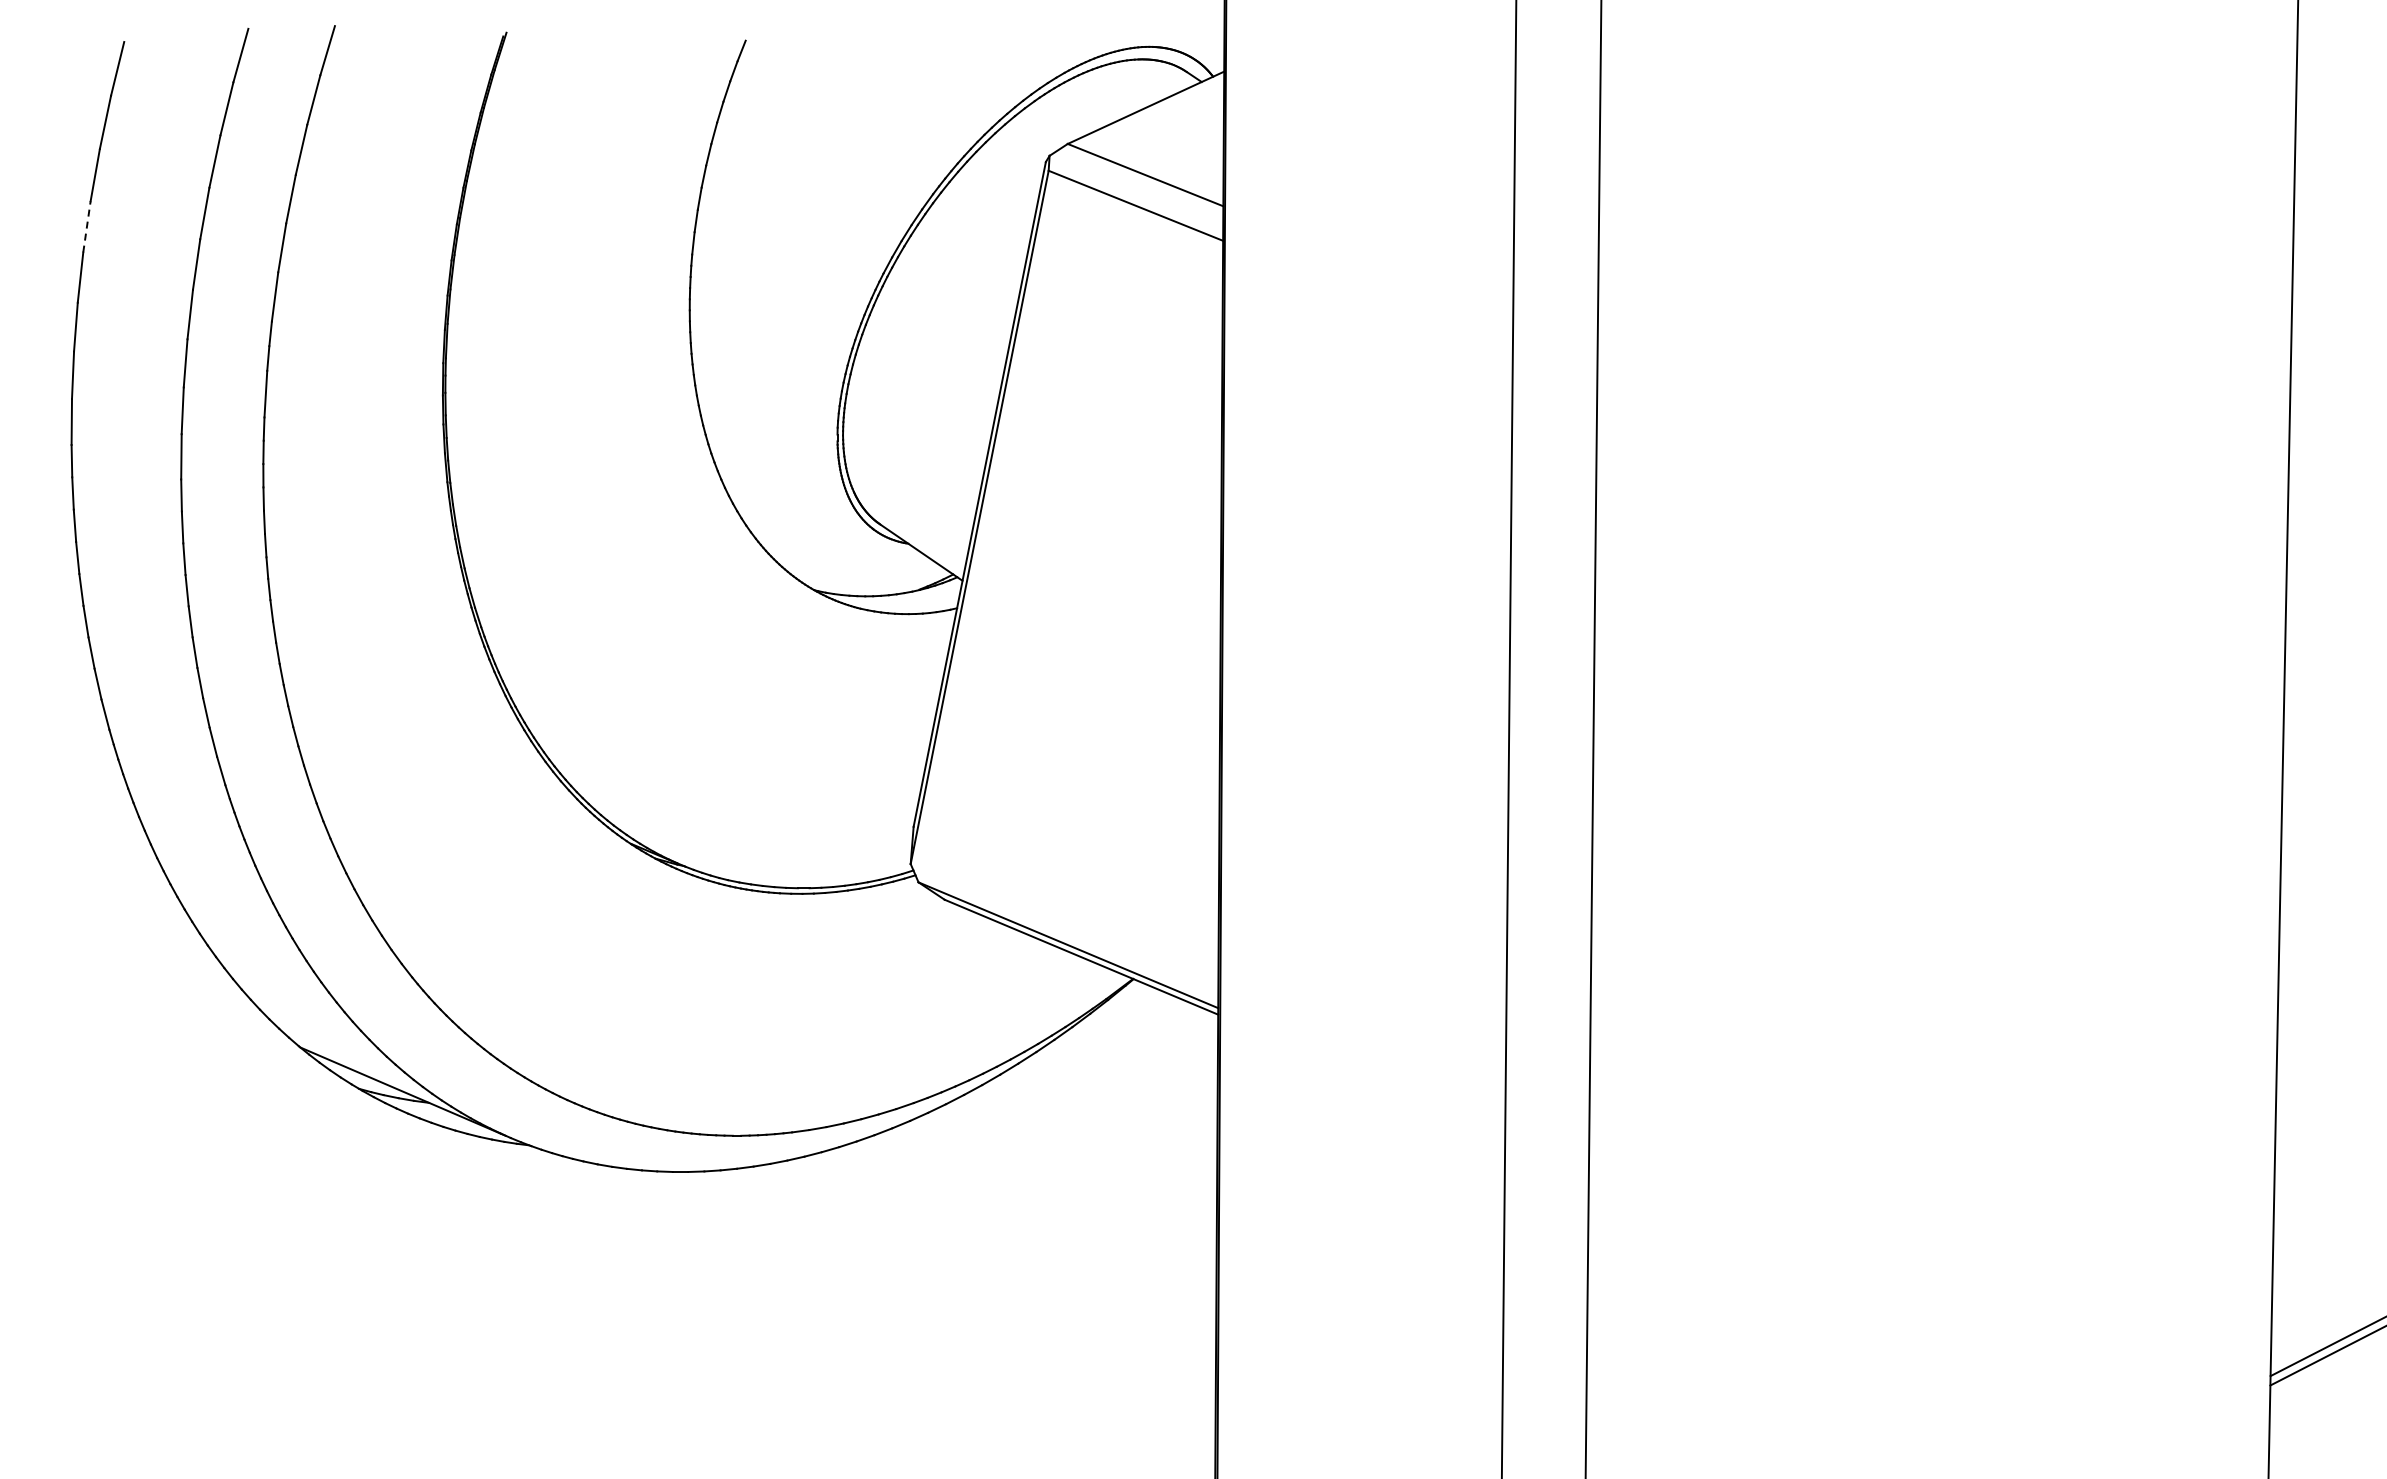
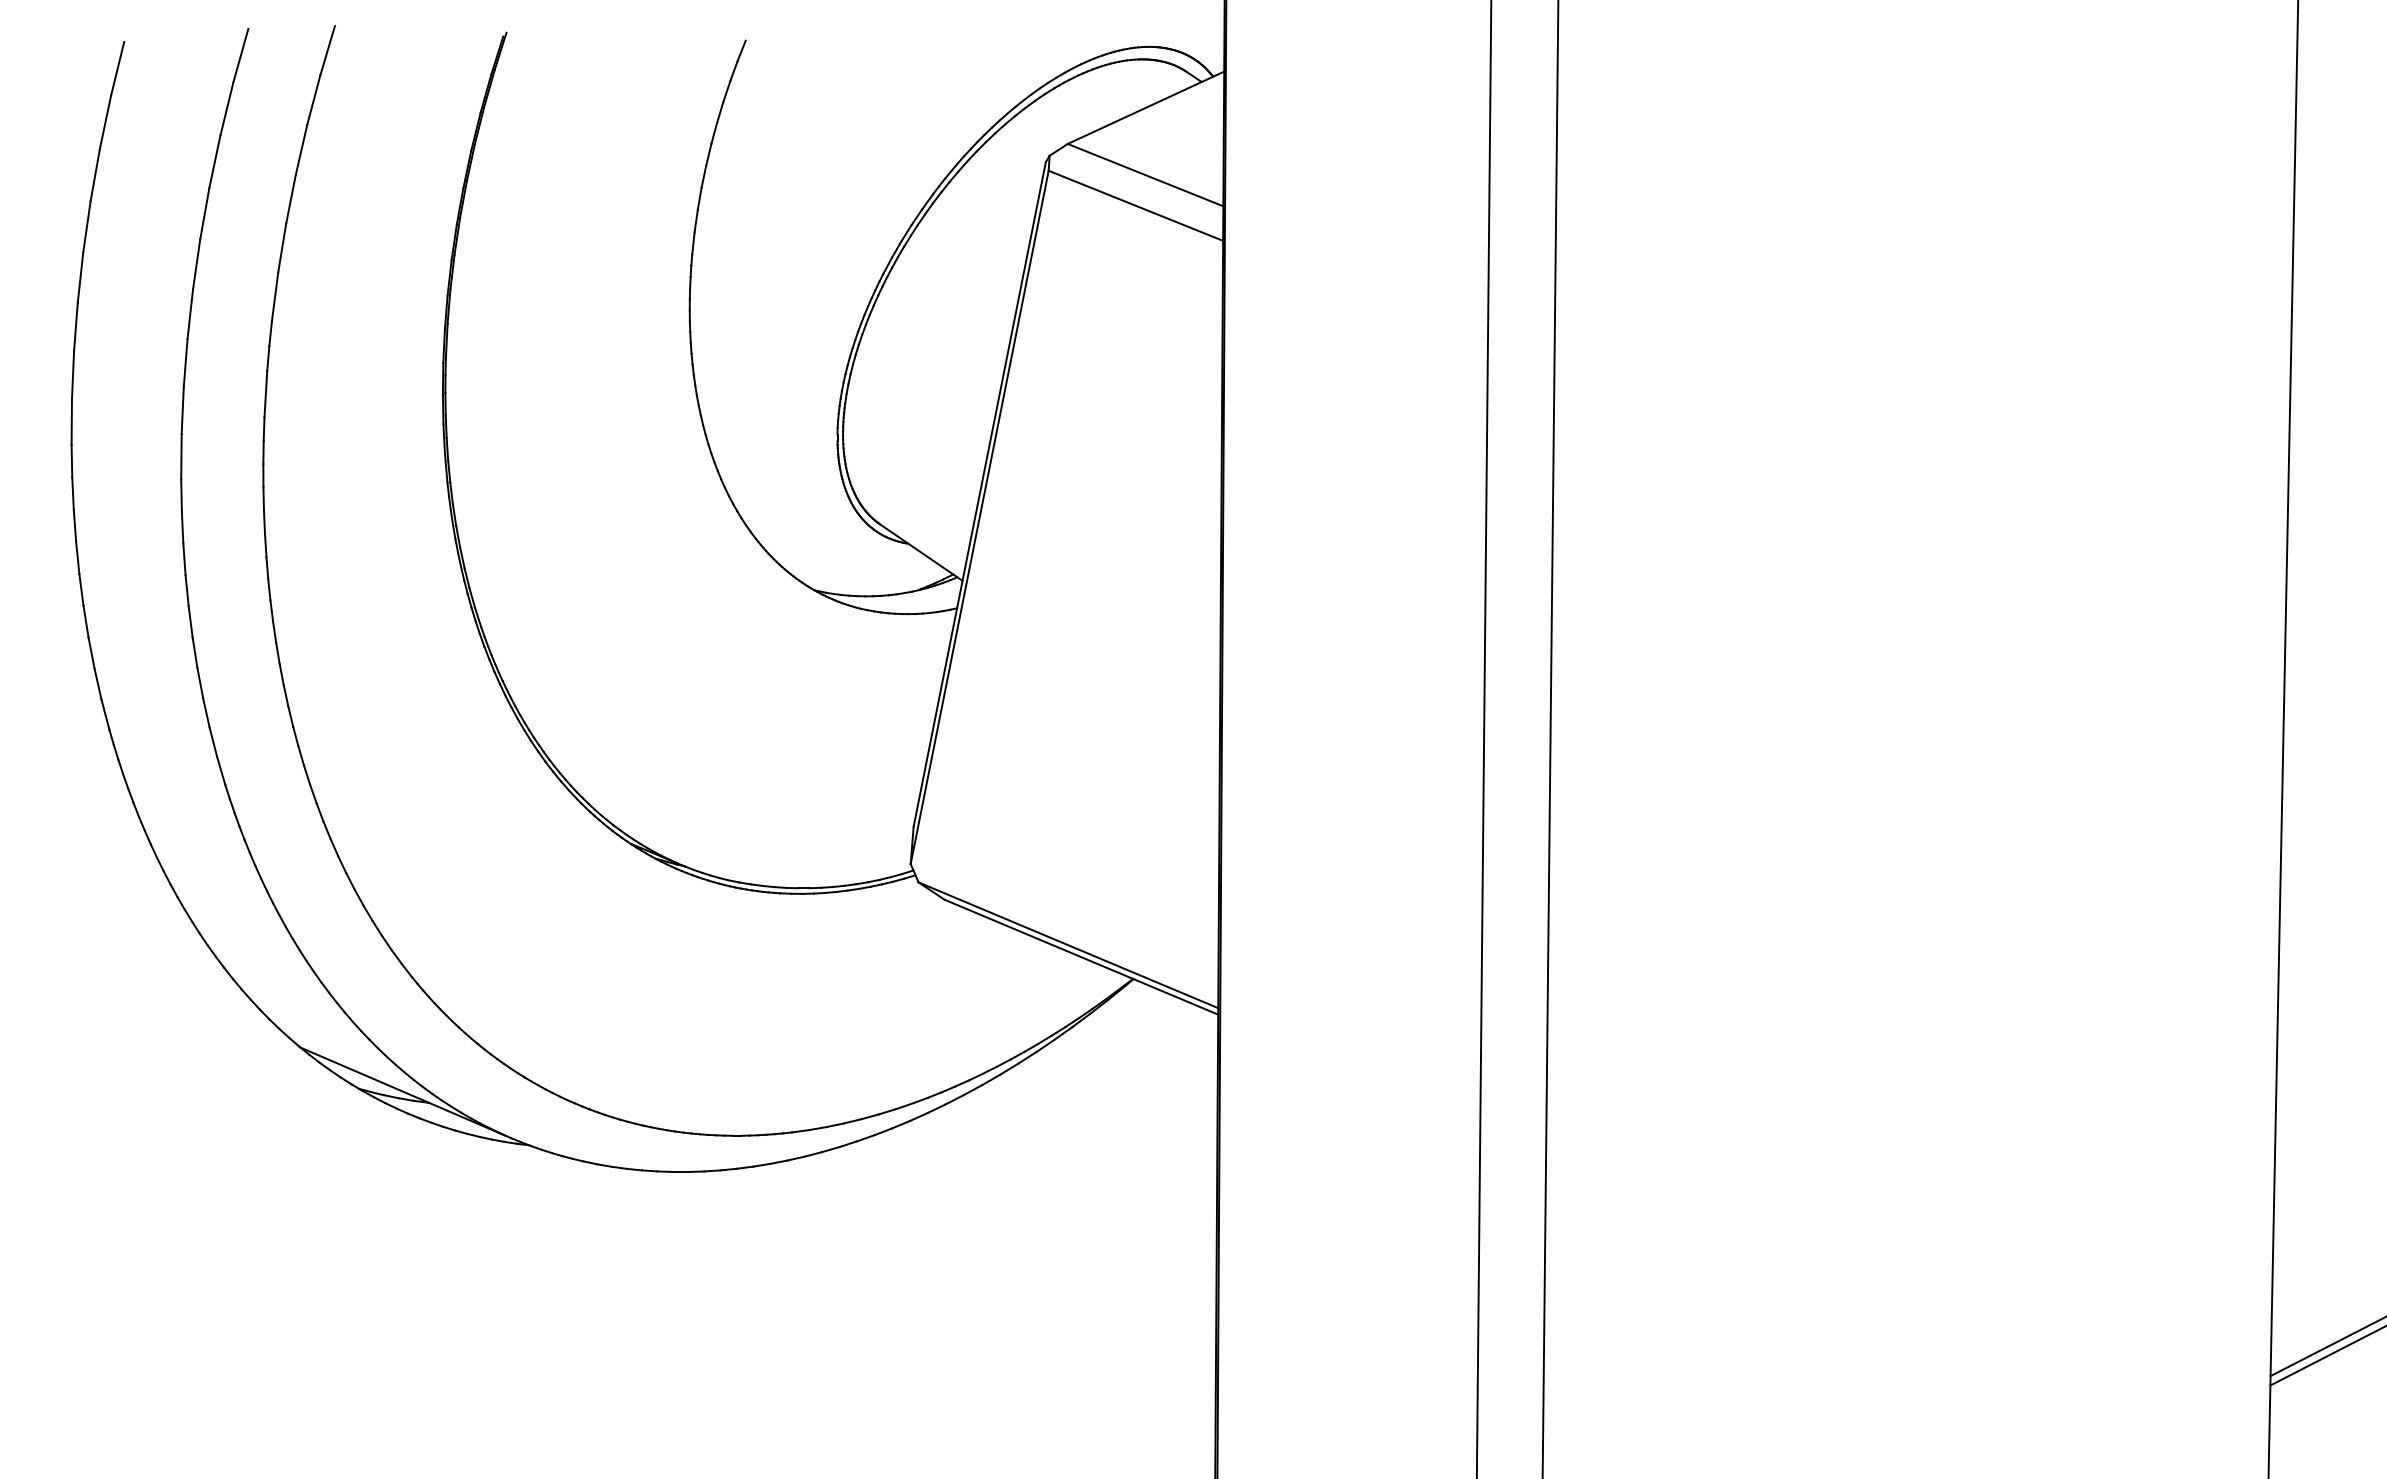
line: dashed -> solid (86, 226)
line position: (1508, 738) -> (1483, 738) (1483, 738)
line position: (1593, 738) -> (1550, 738) (1550, 738)
